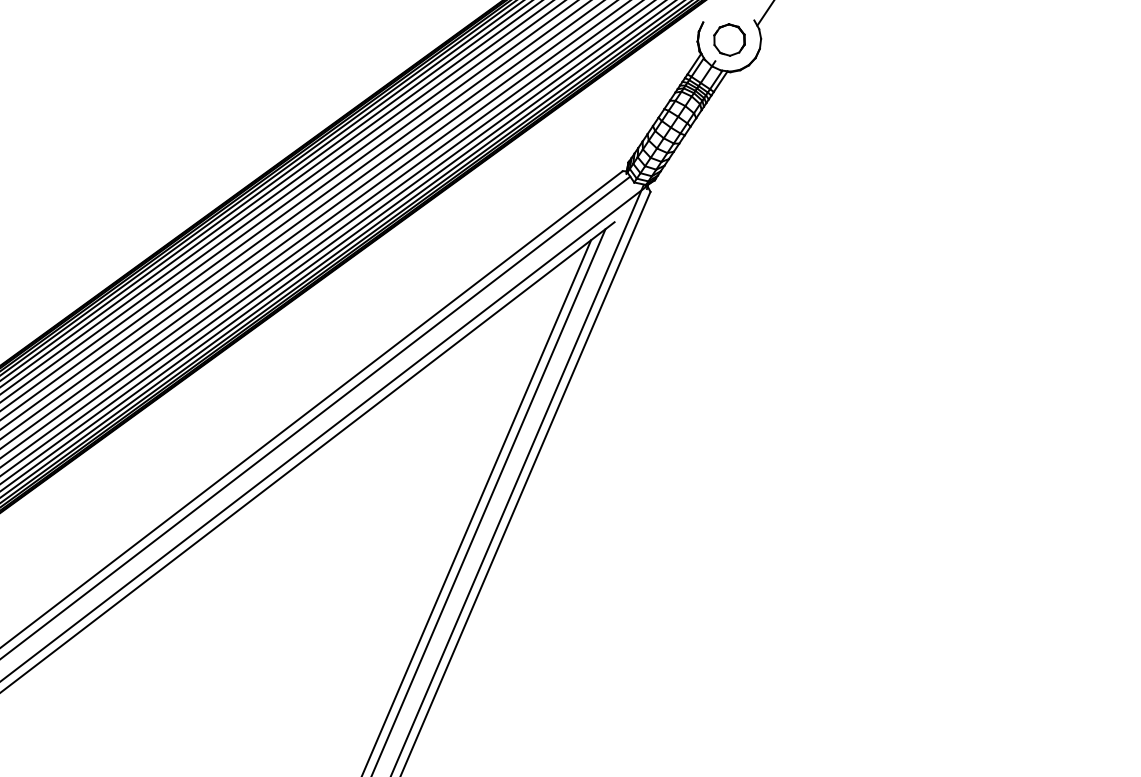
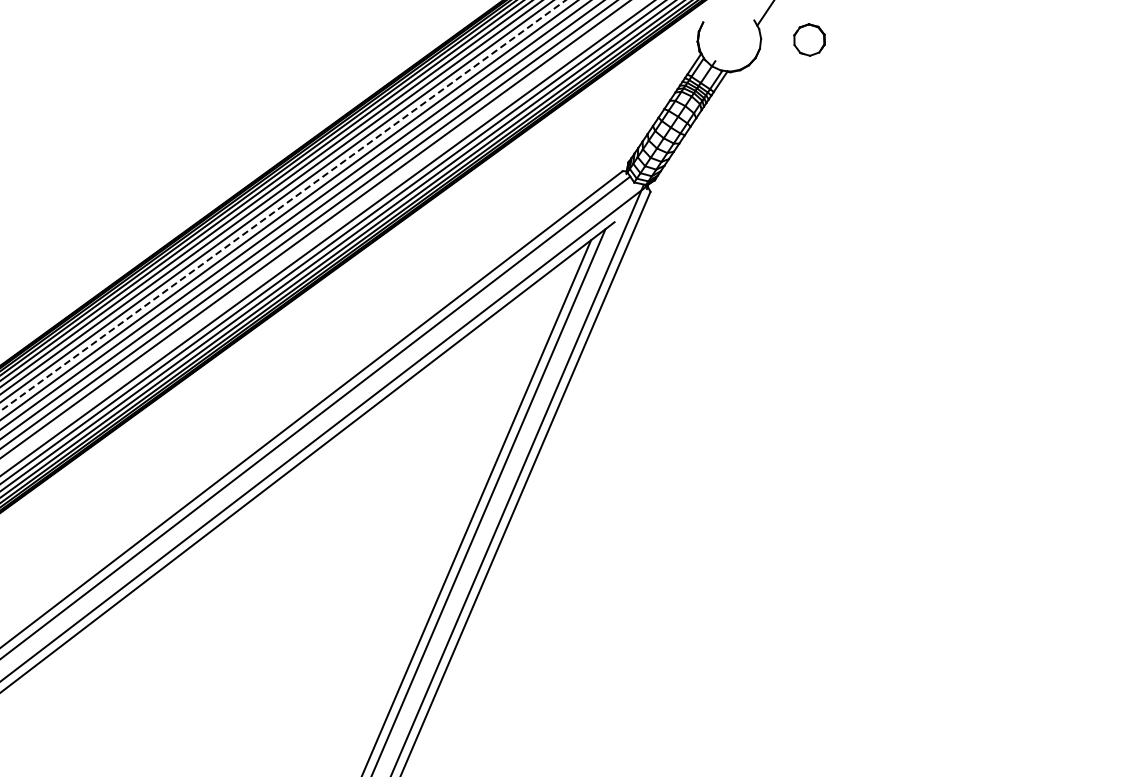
part position: (729, 39) -> (809, 39) (809, 39)
line: solid -> dashed (283, 205)
line: present -> none (321, 234)
